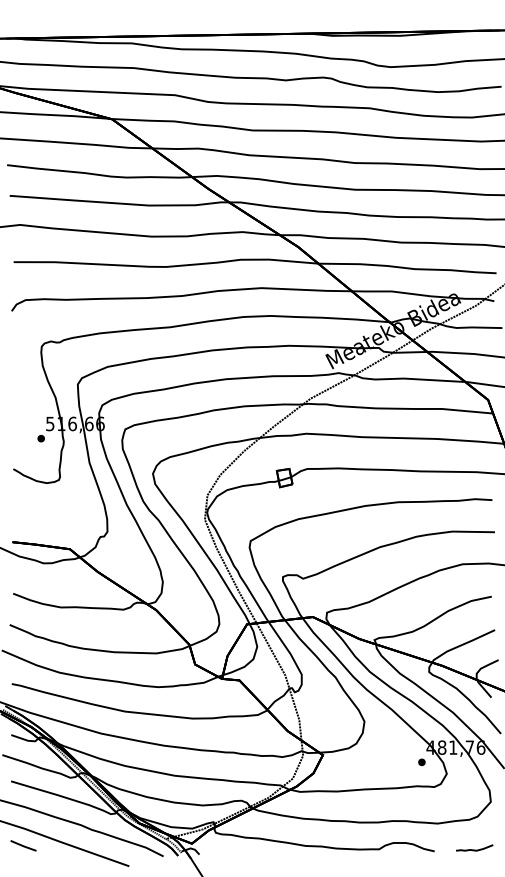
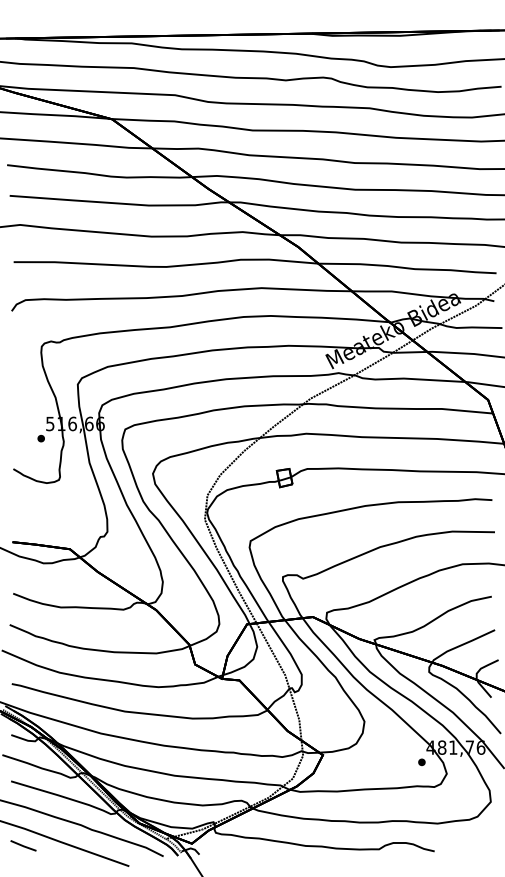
curve: present -> none (474, 849)
